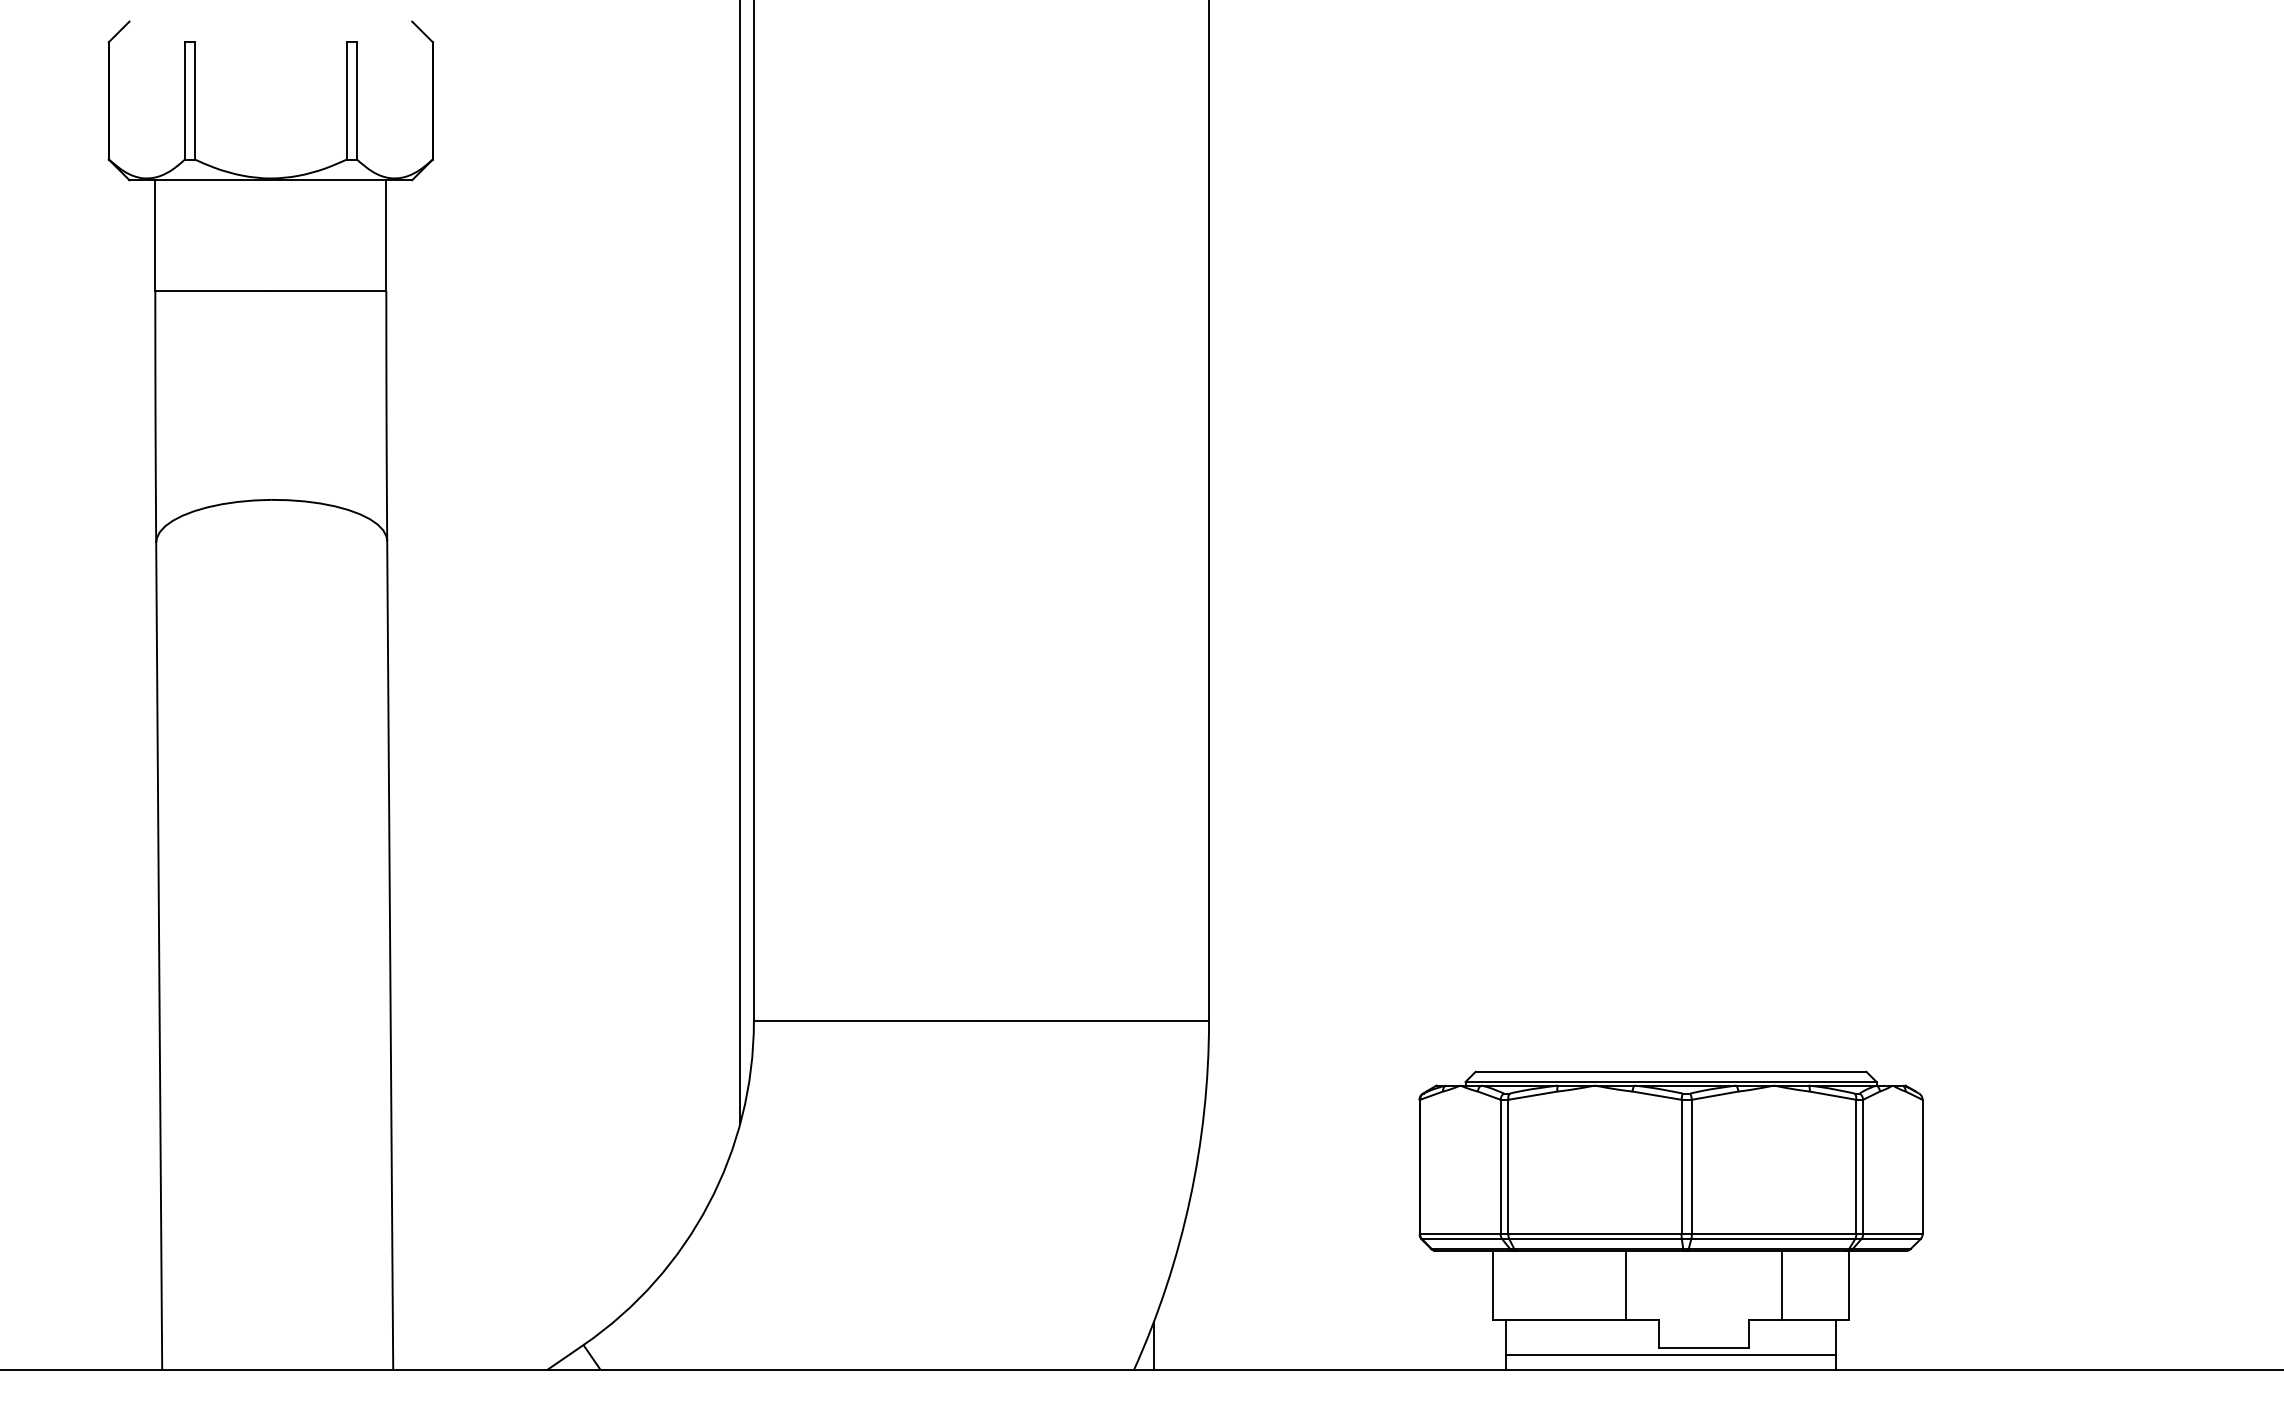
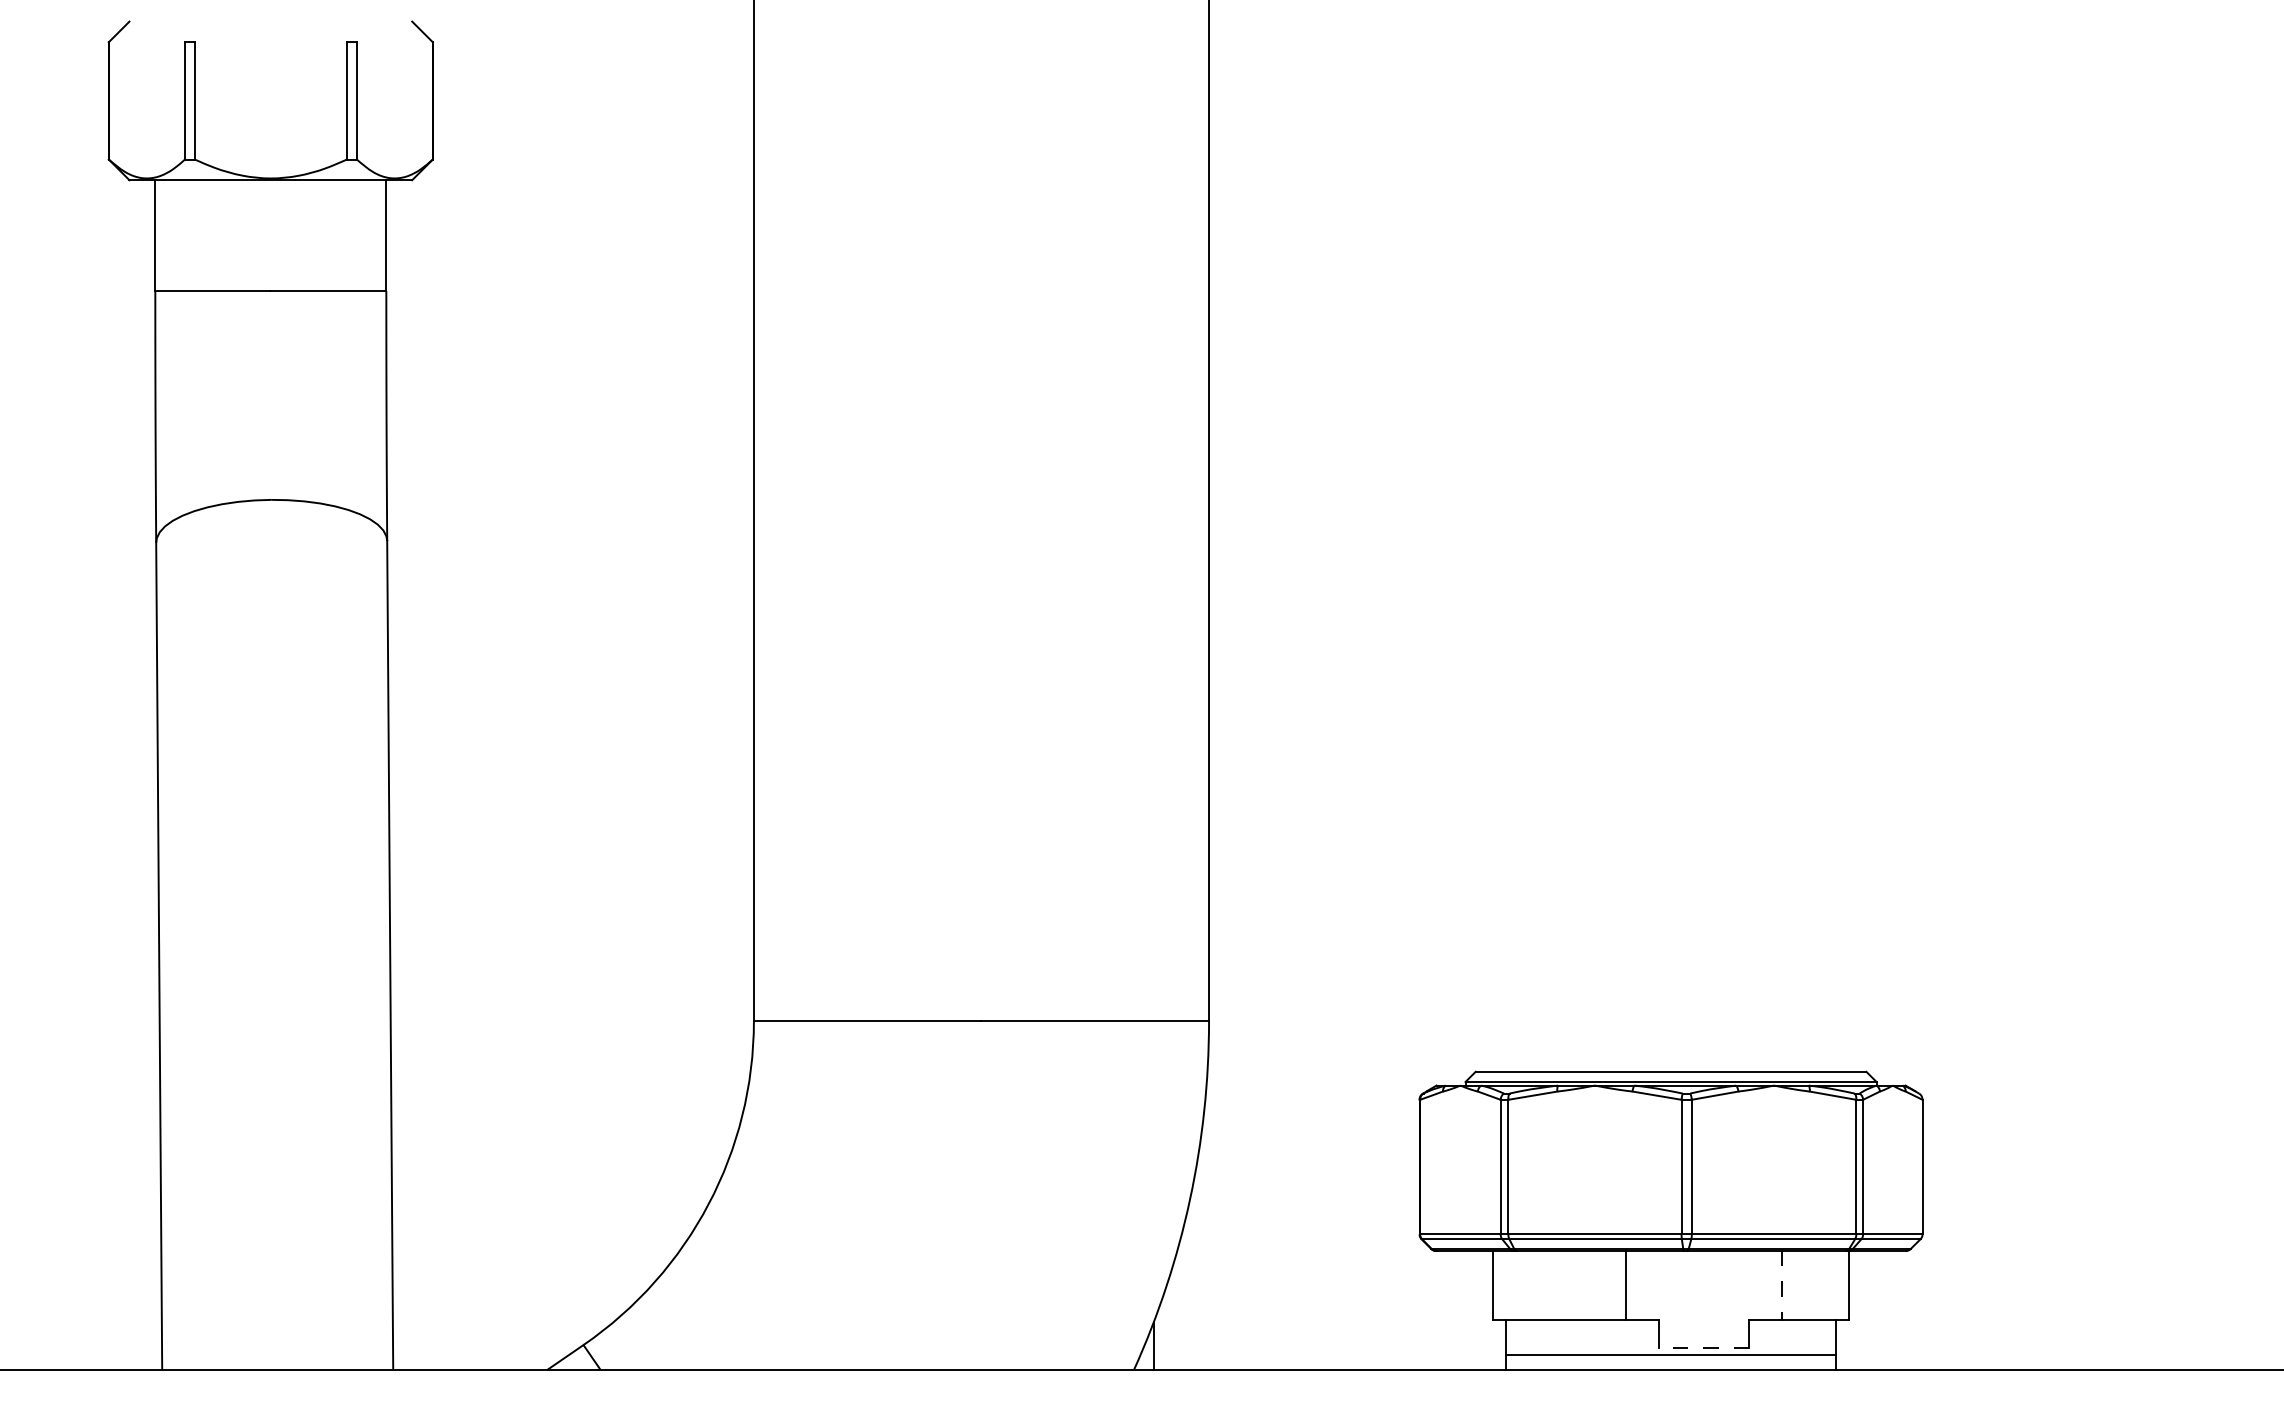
line: present -> none (740, 563)
line: solid -> dashed (1782, 1286)
line: solid -> dashed (1703, 1347)
